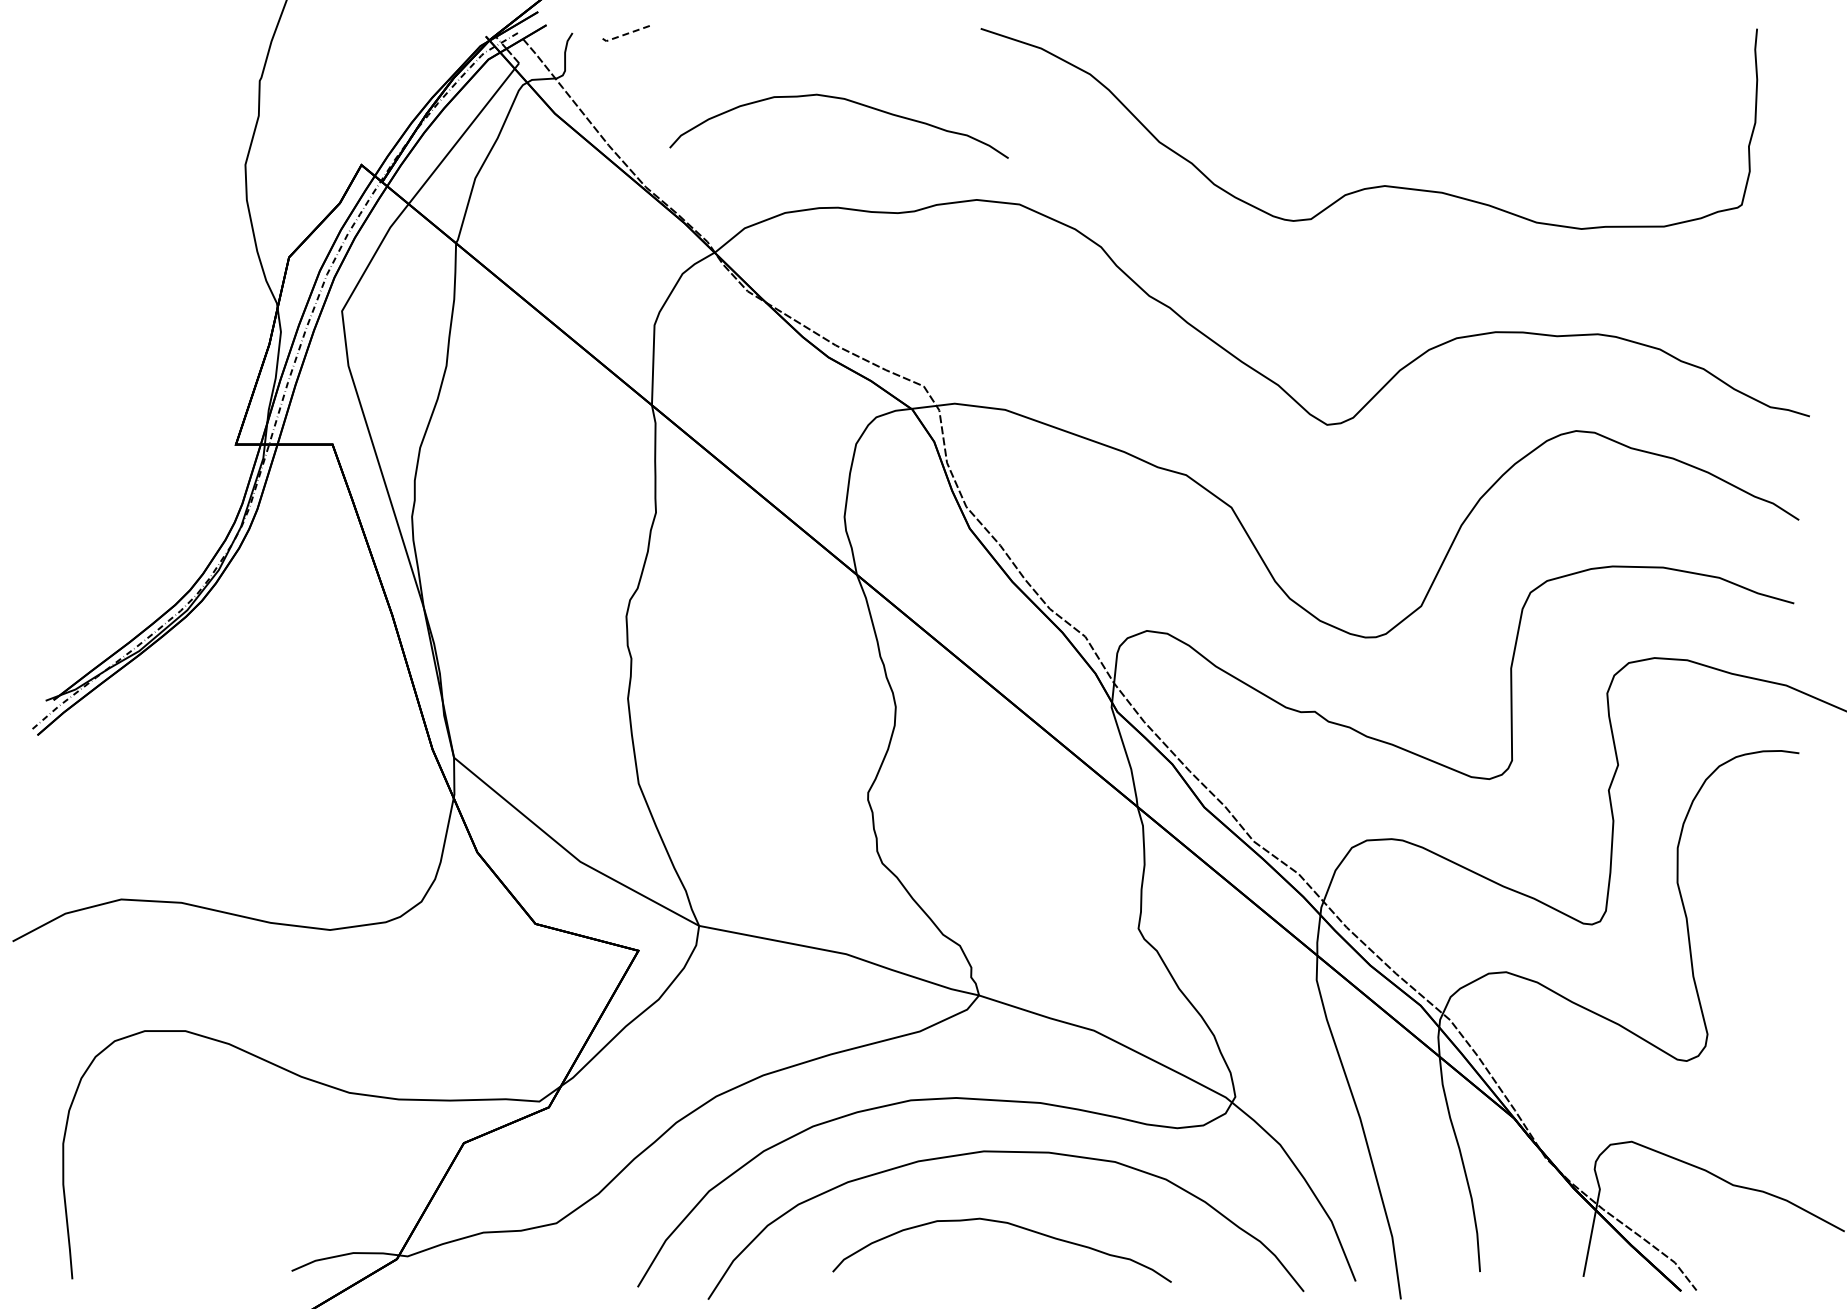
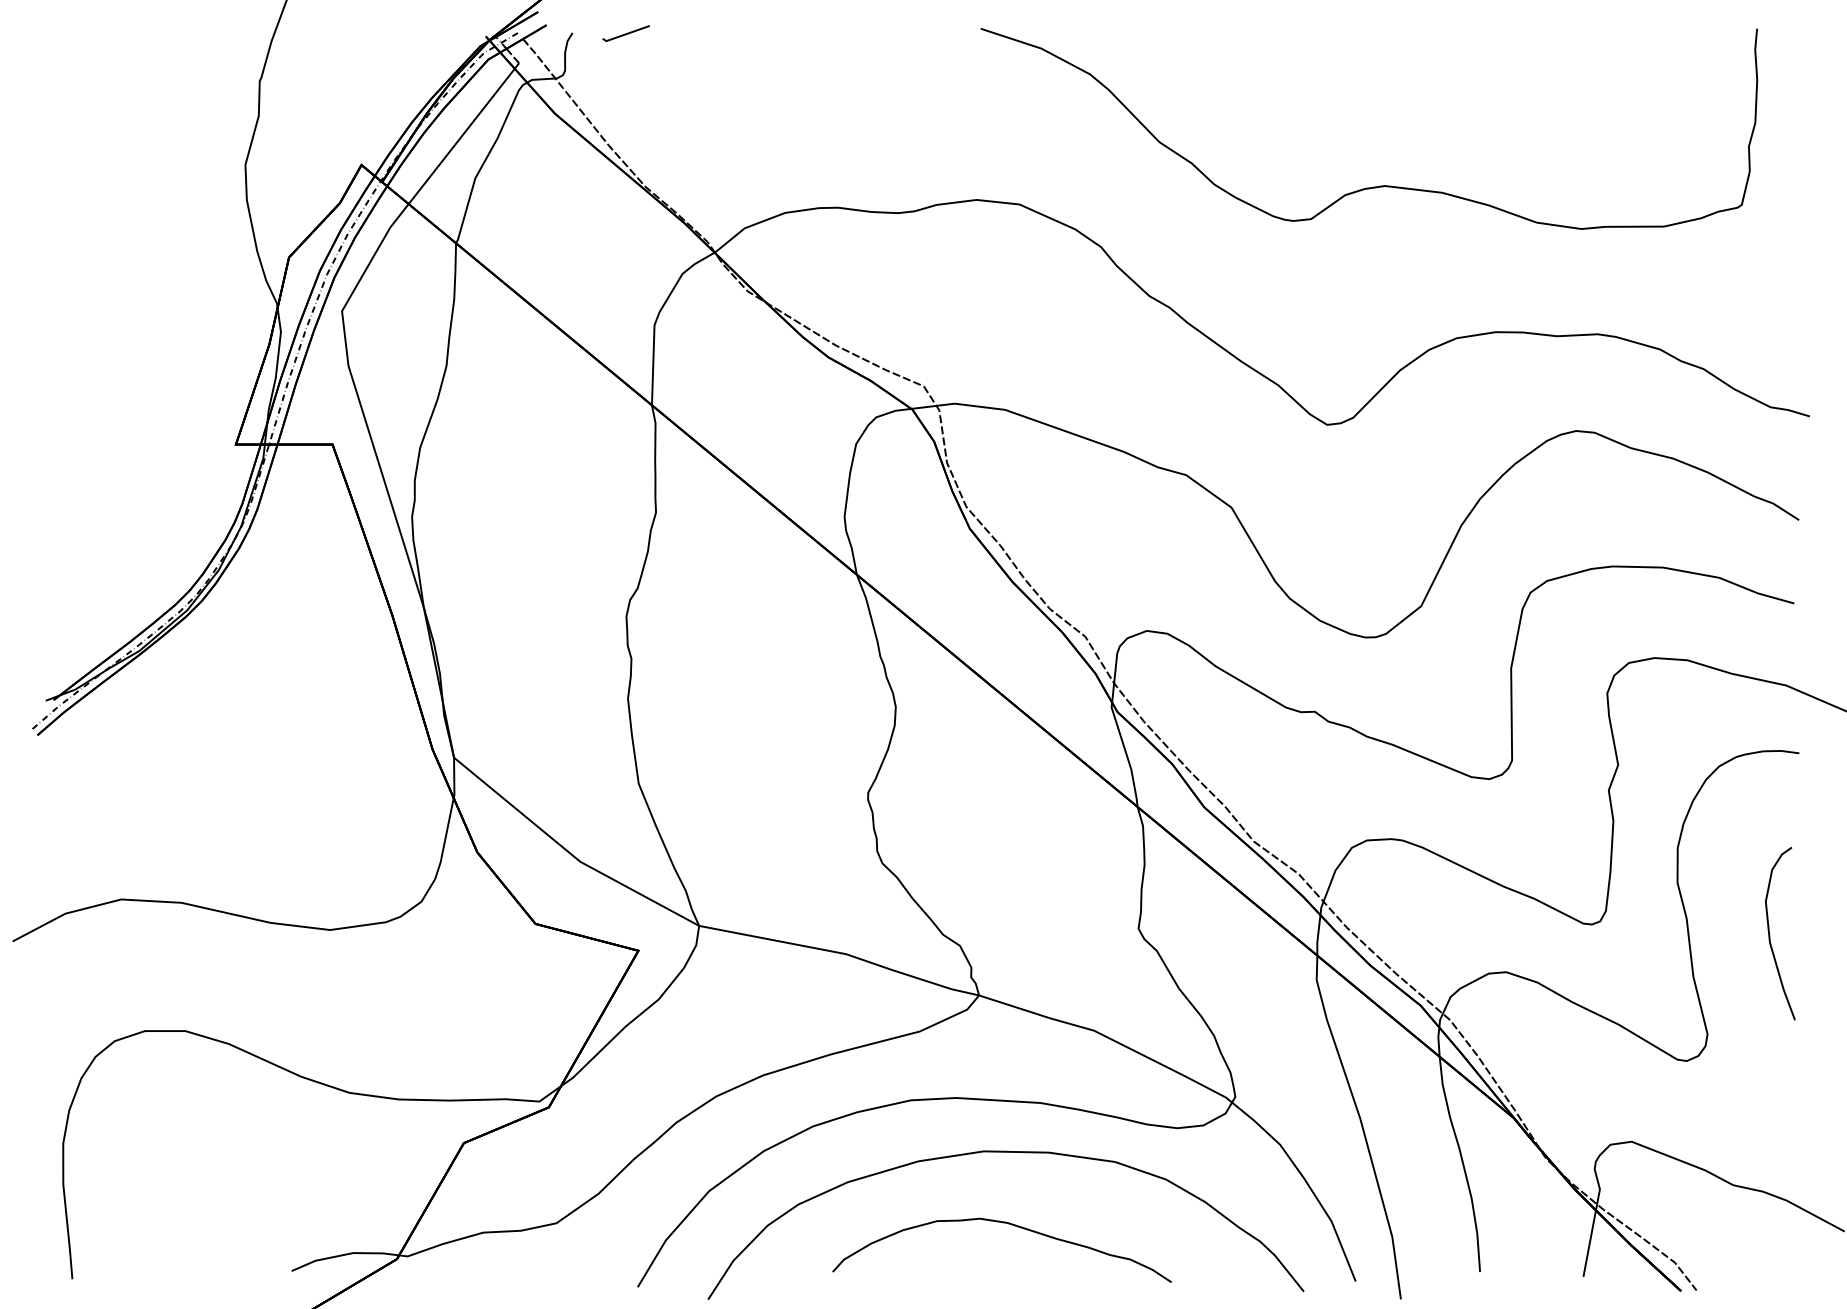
line: dashed -> solid (624, 34)
curve: present -> none (845, 100)
curve: none -> present (1770, 934)
